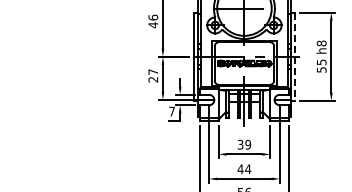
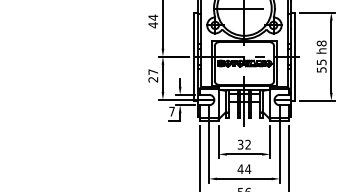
text: 46 -> 44 (153, 17)
line: dashed -> solid (295, 57)
text: 39 -> 32 (248, 144)
